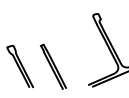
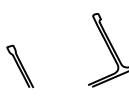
curve: present -> none (52, 66)
